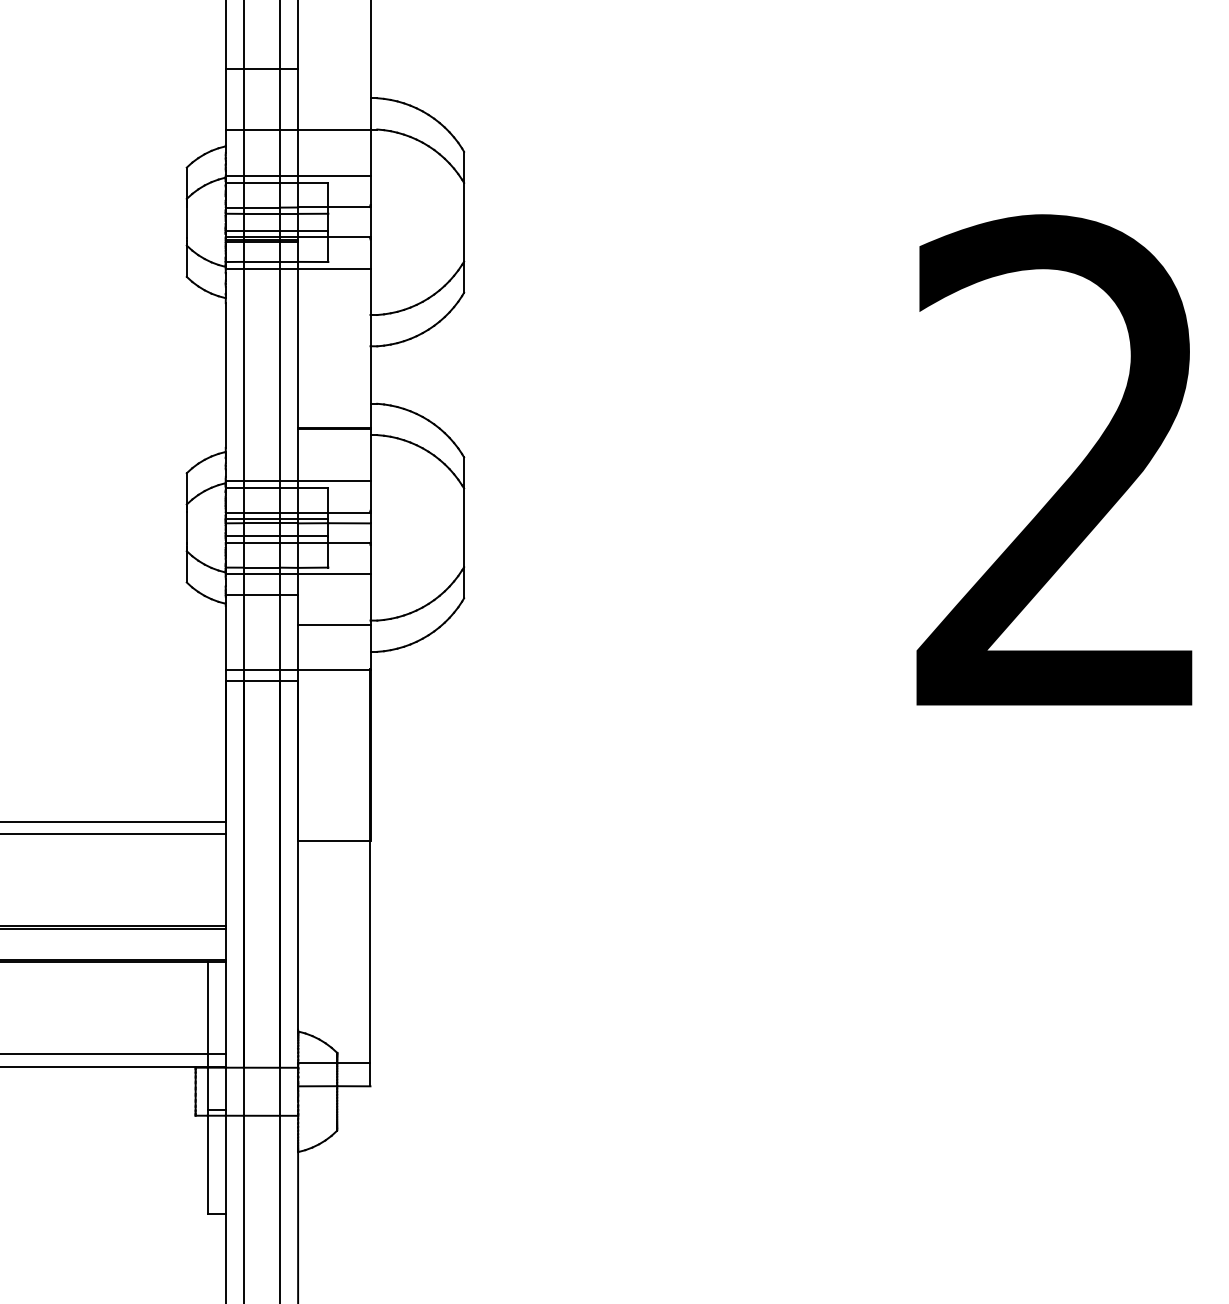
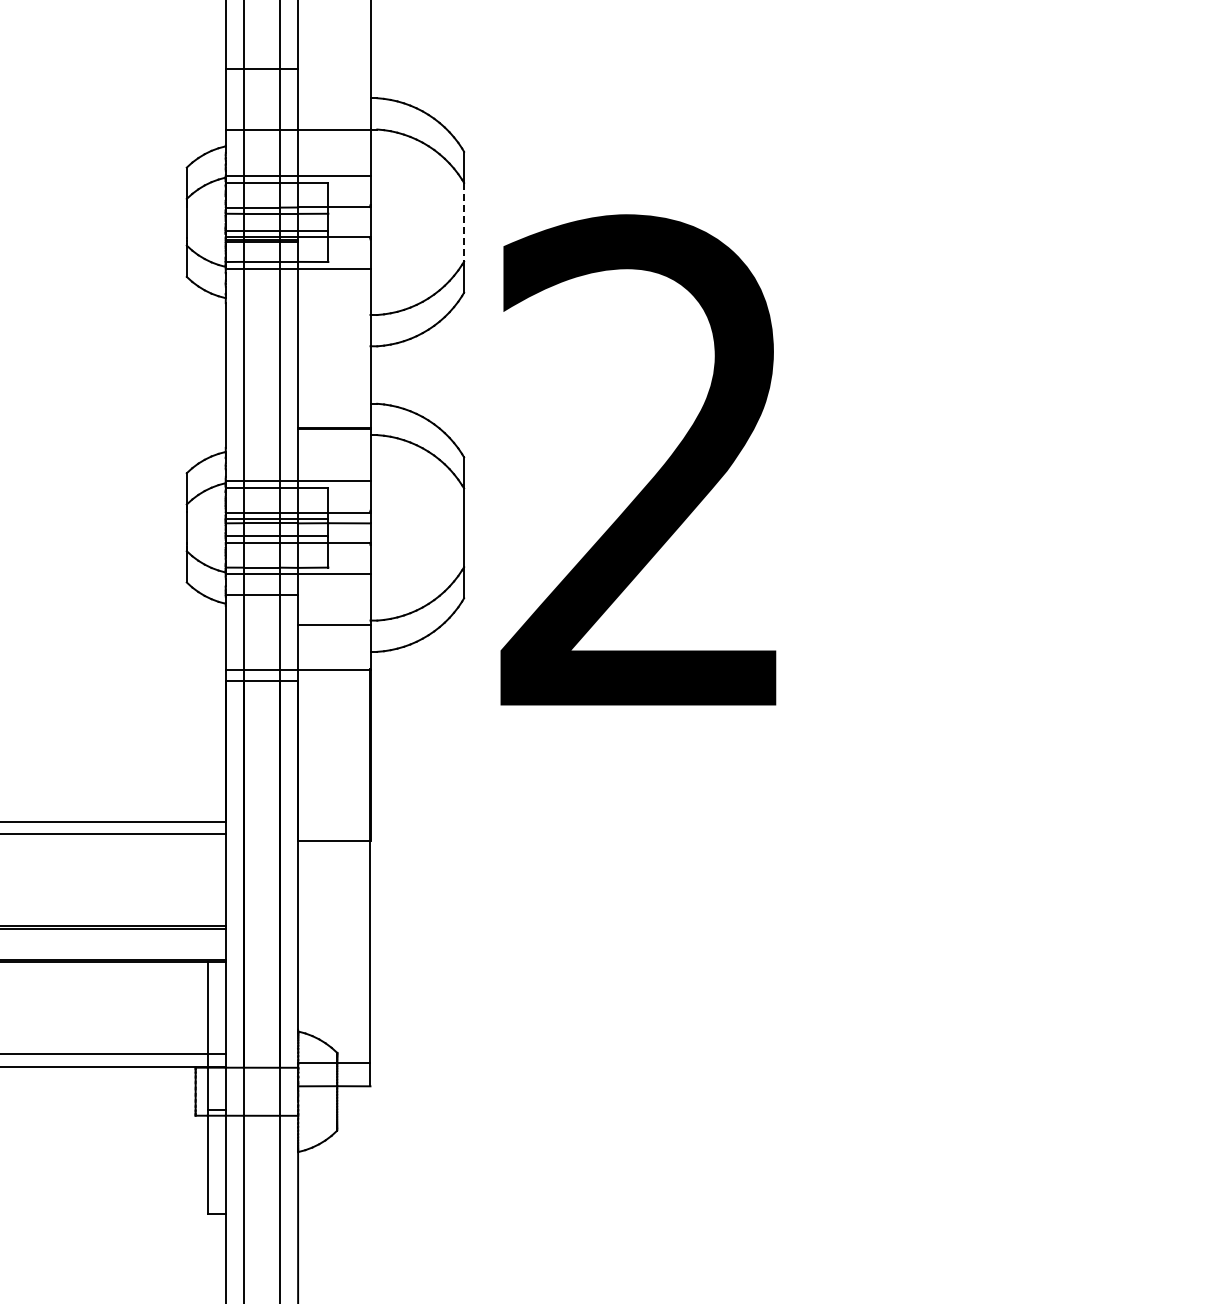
line: solid -> dashed (464, 222)
text position: (1054, 459) -> (638, 459) (638, 459)
